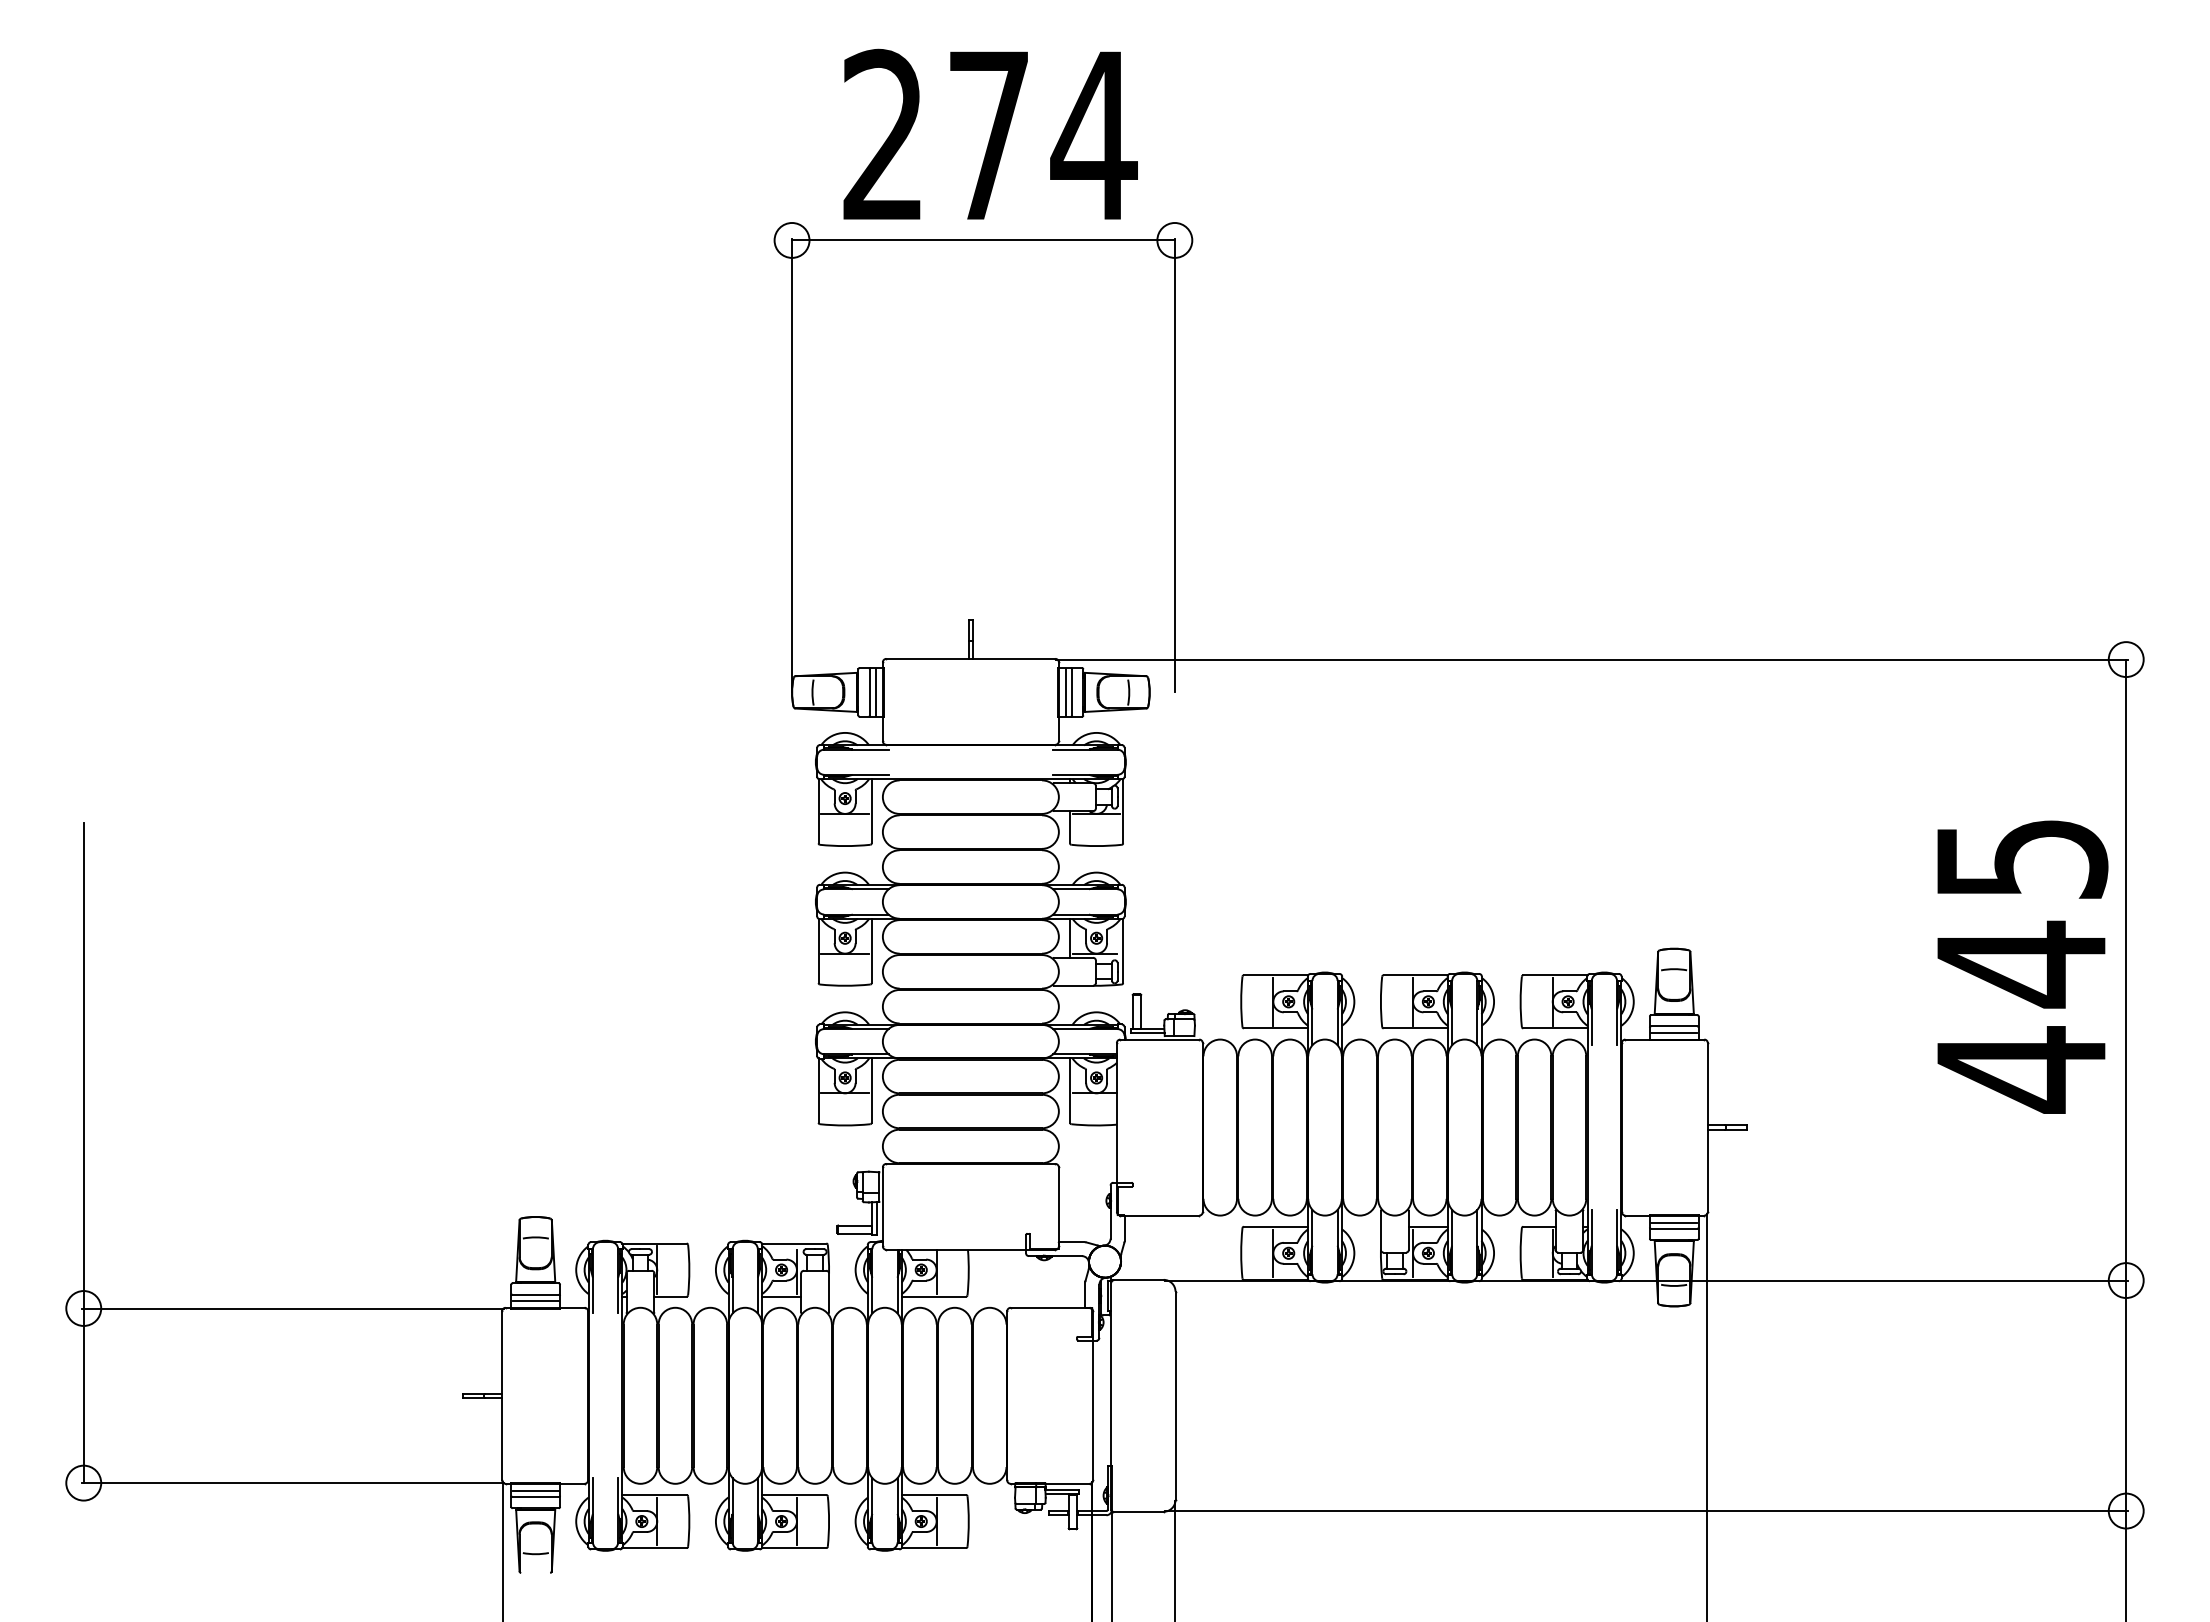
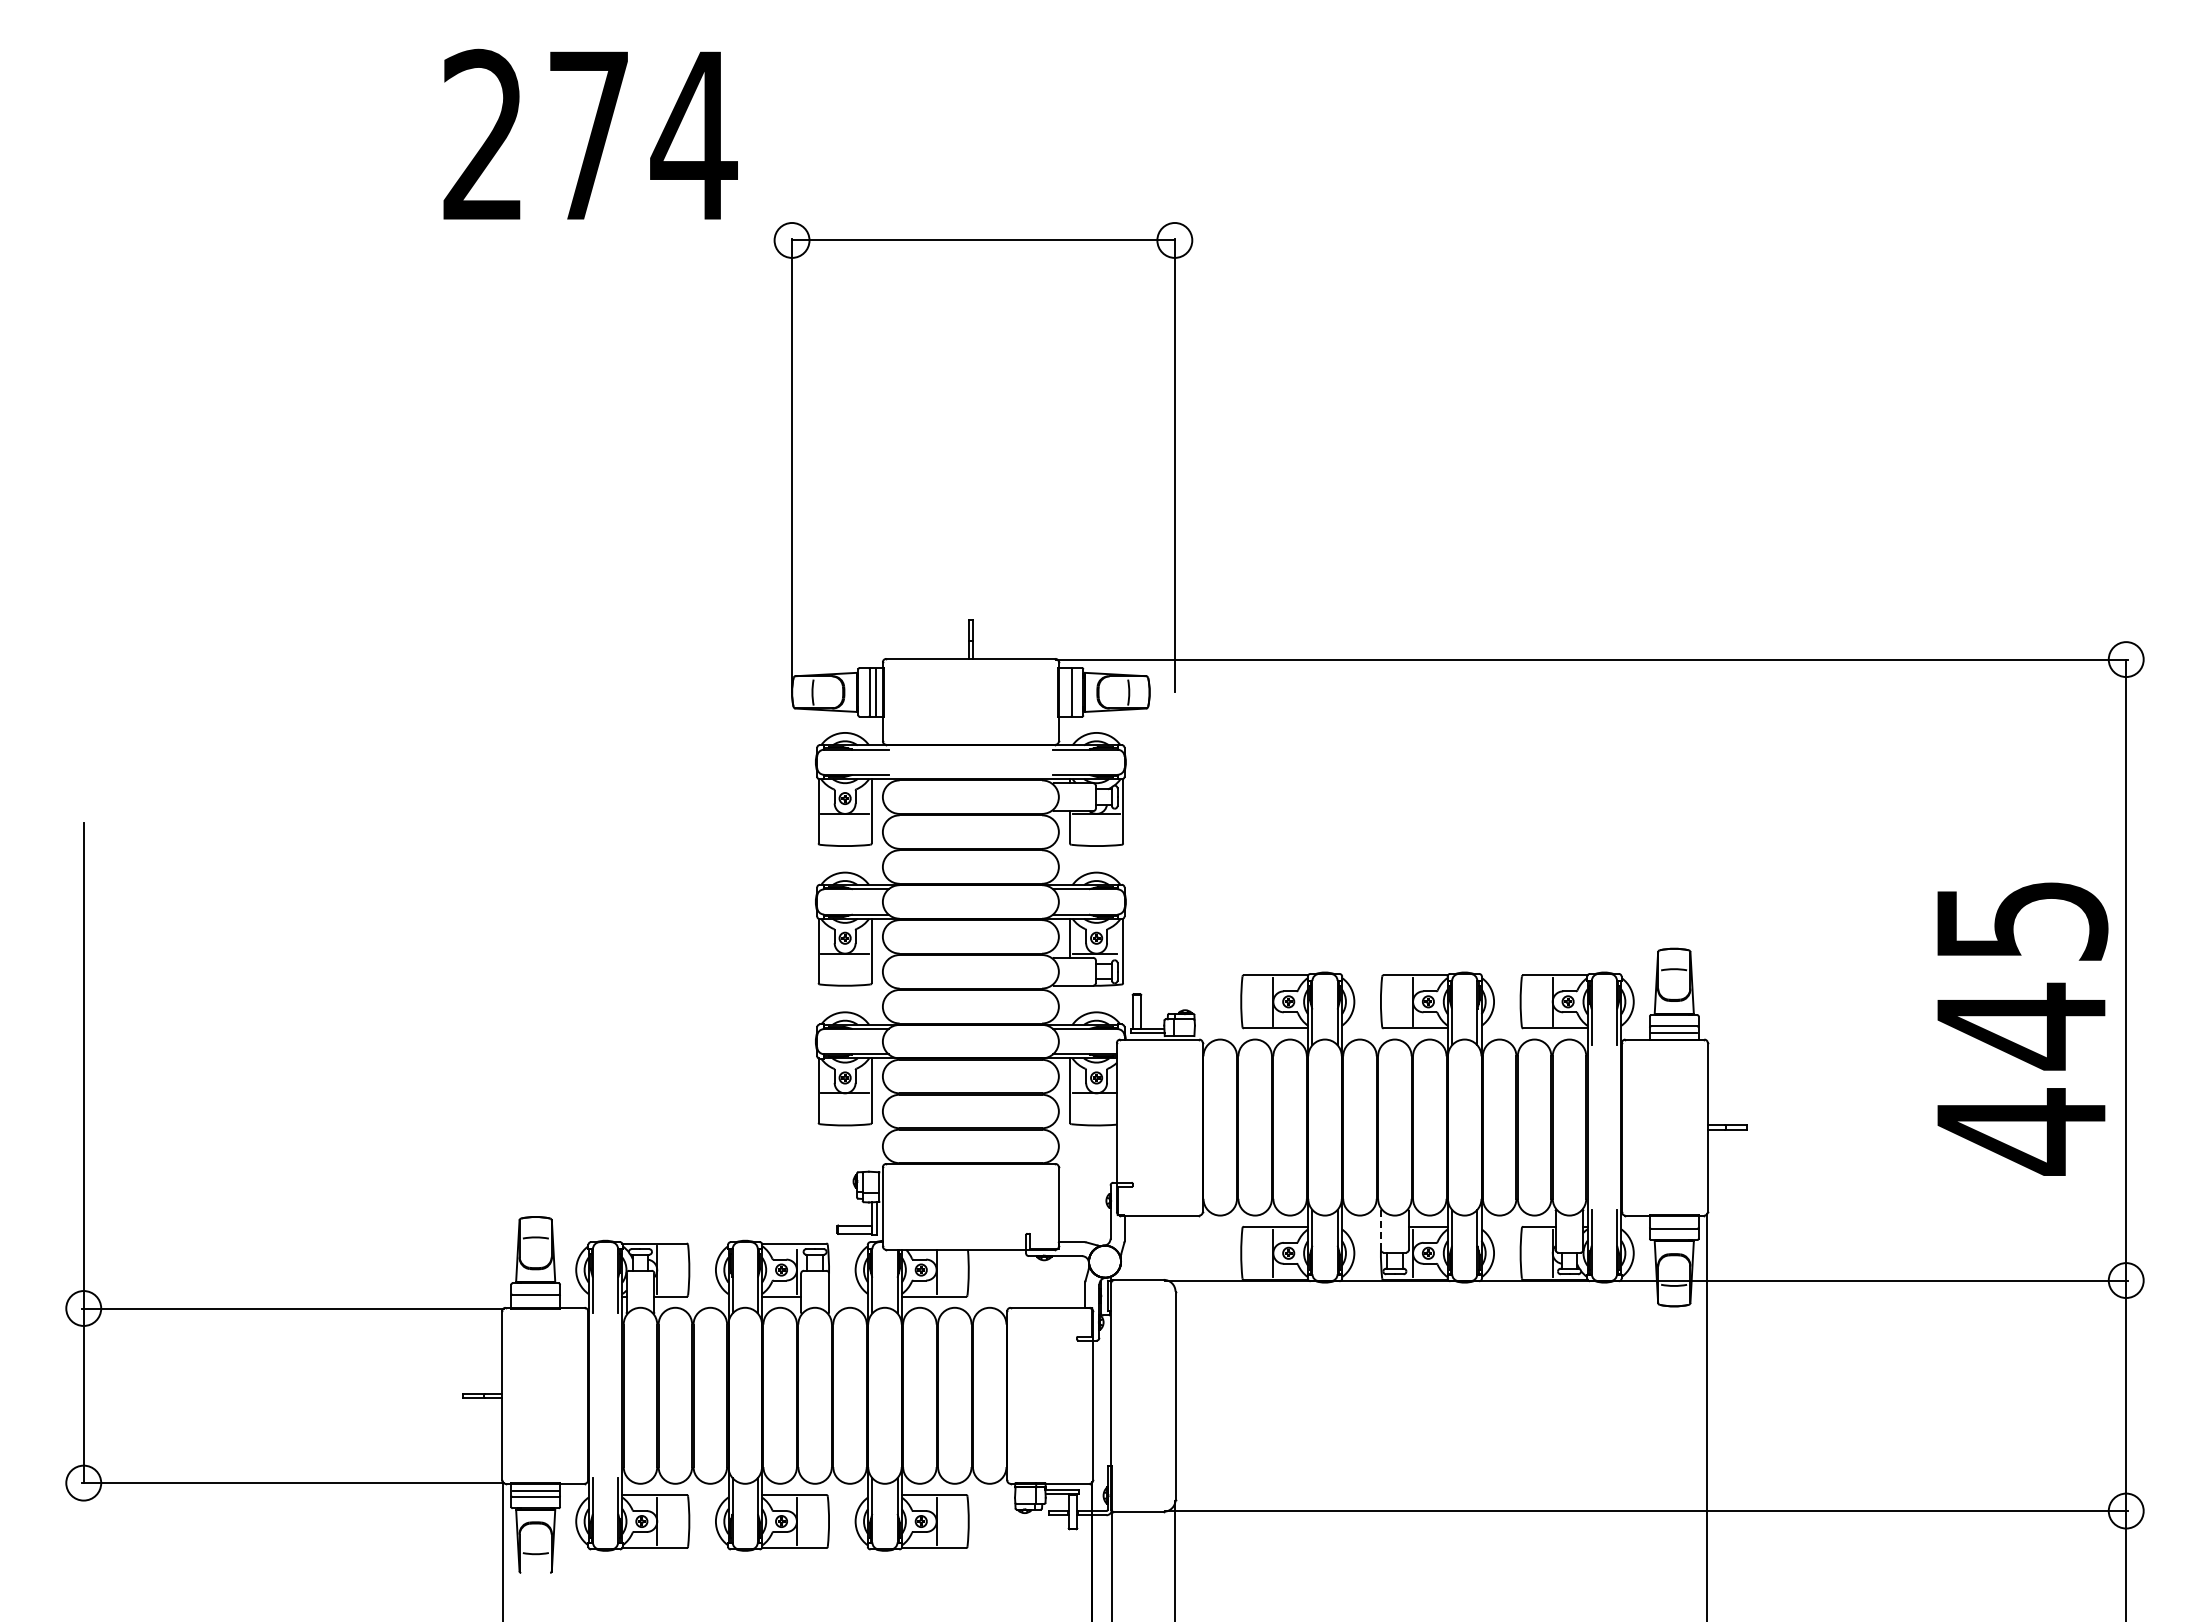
text position: (990, 133) -> (590, 133) (590, 133)
line: present -> none (1065, 692)
text position: (2022, 966) -> (2022, 1028) (2022, 1028)
line: present -> none (1674, 1222)
line: solid -> dashed (1380, 1229)
line: present -> none (535, 1300)
